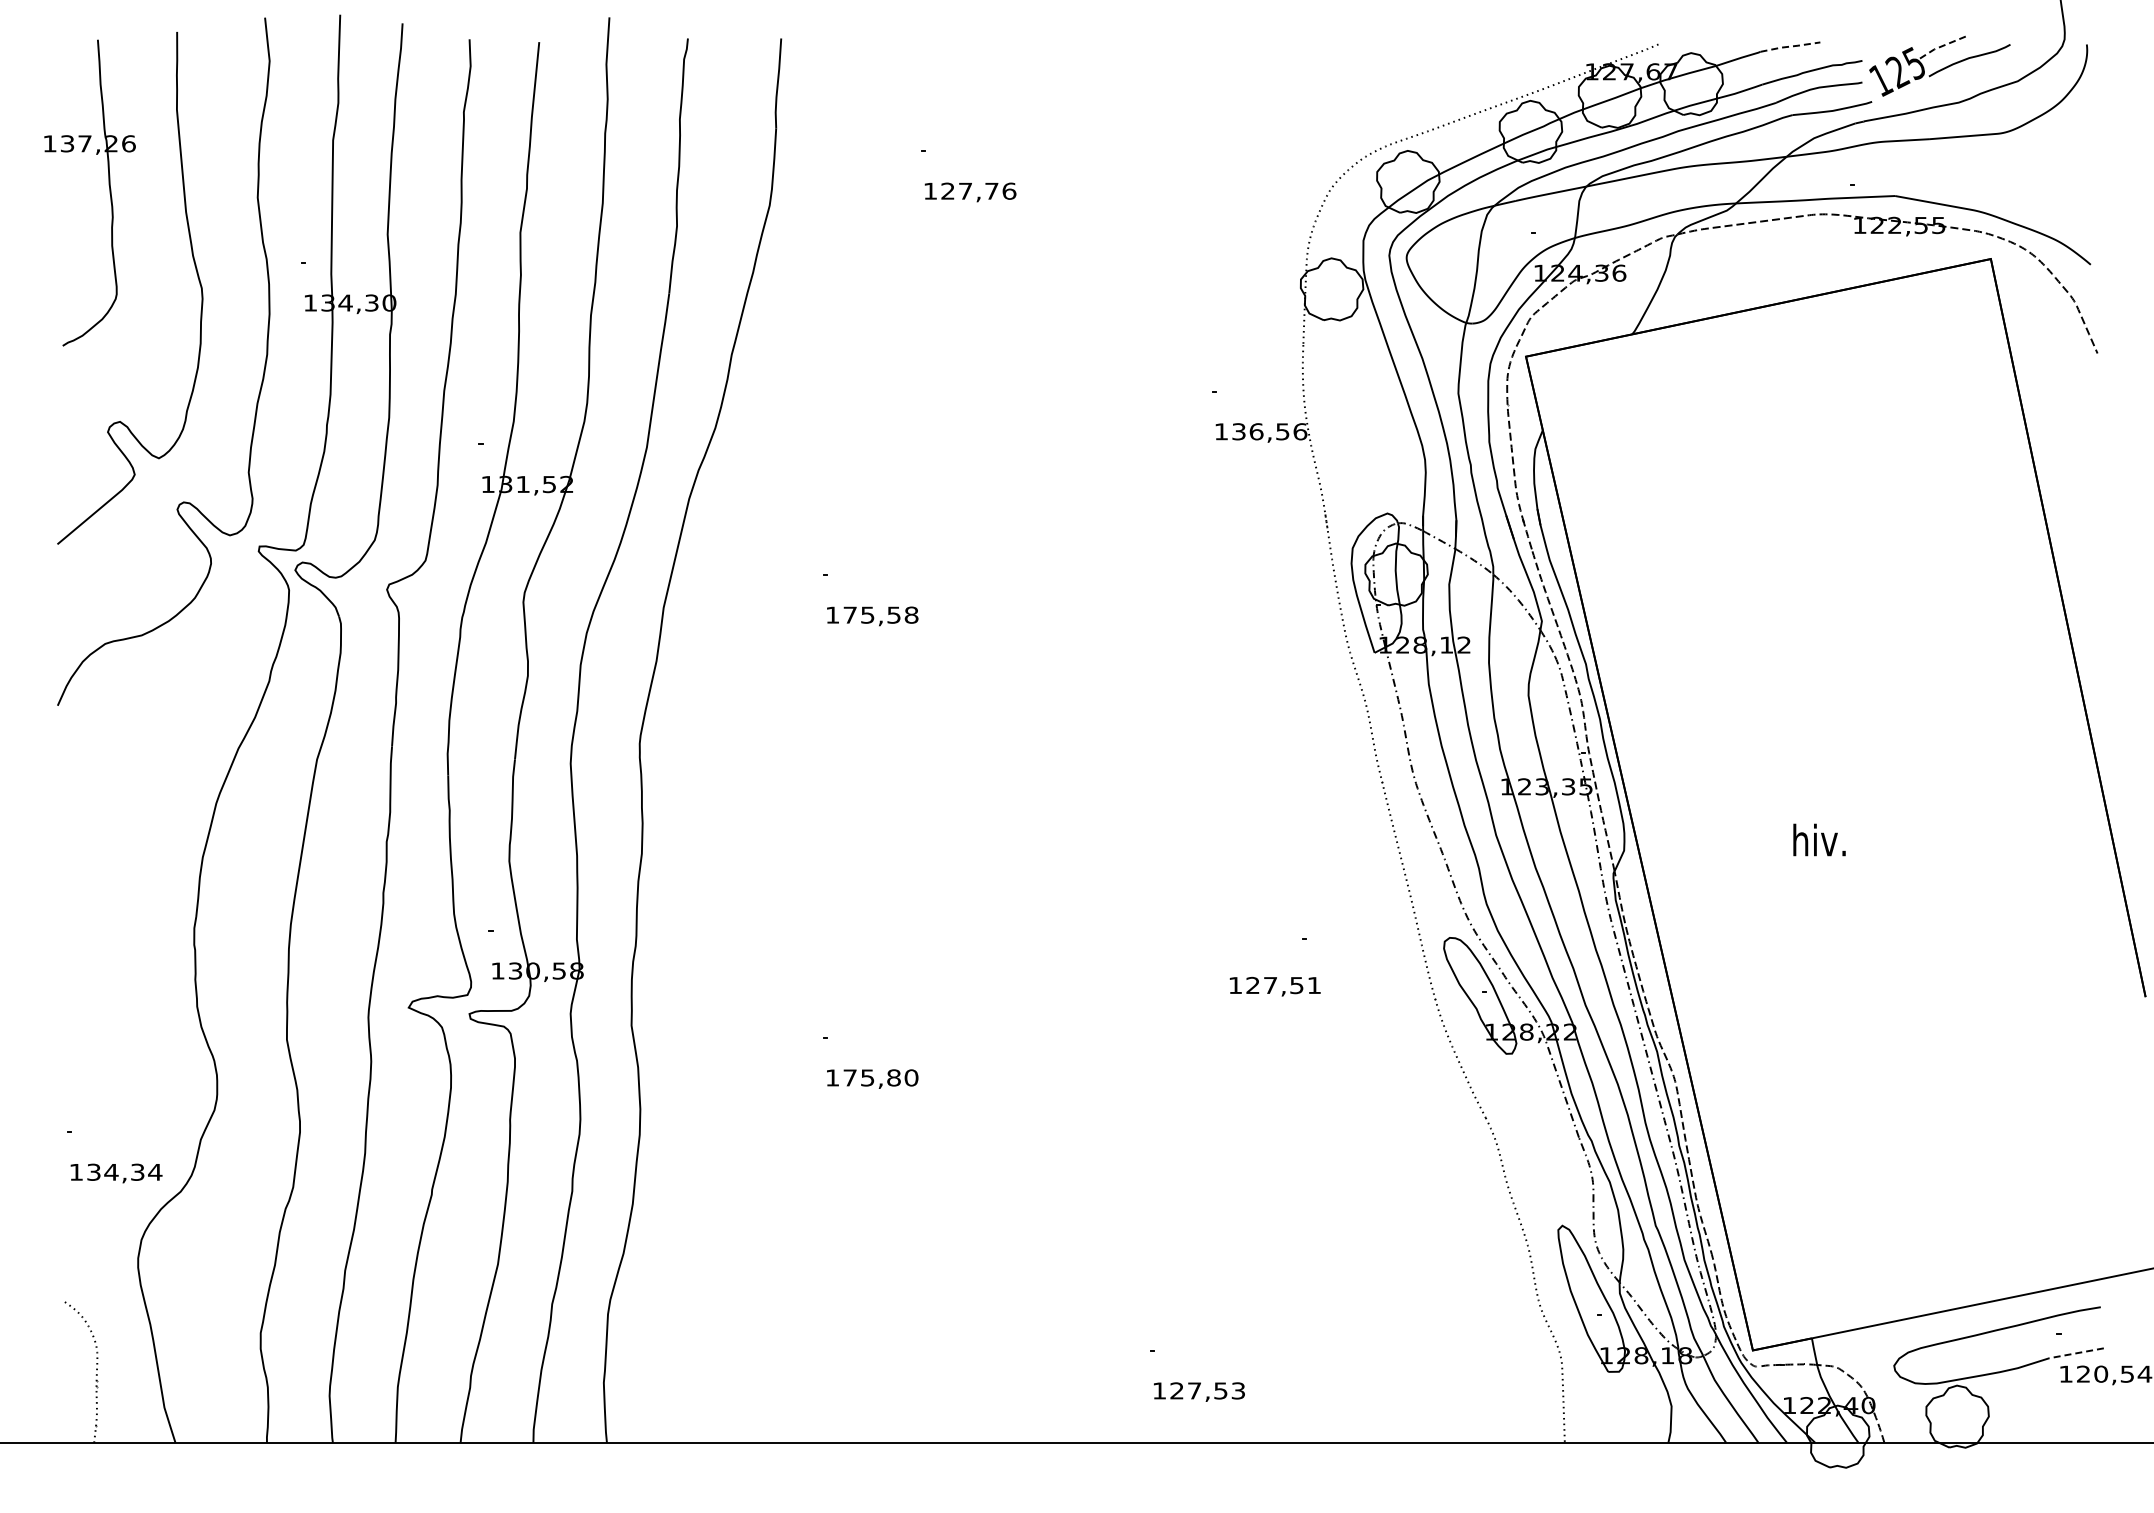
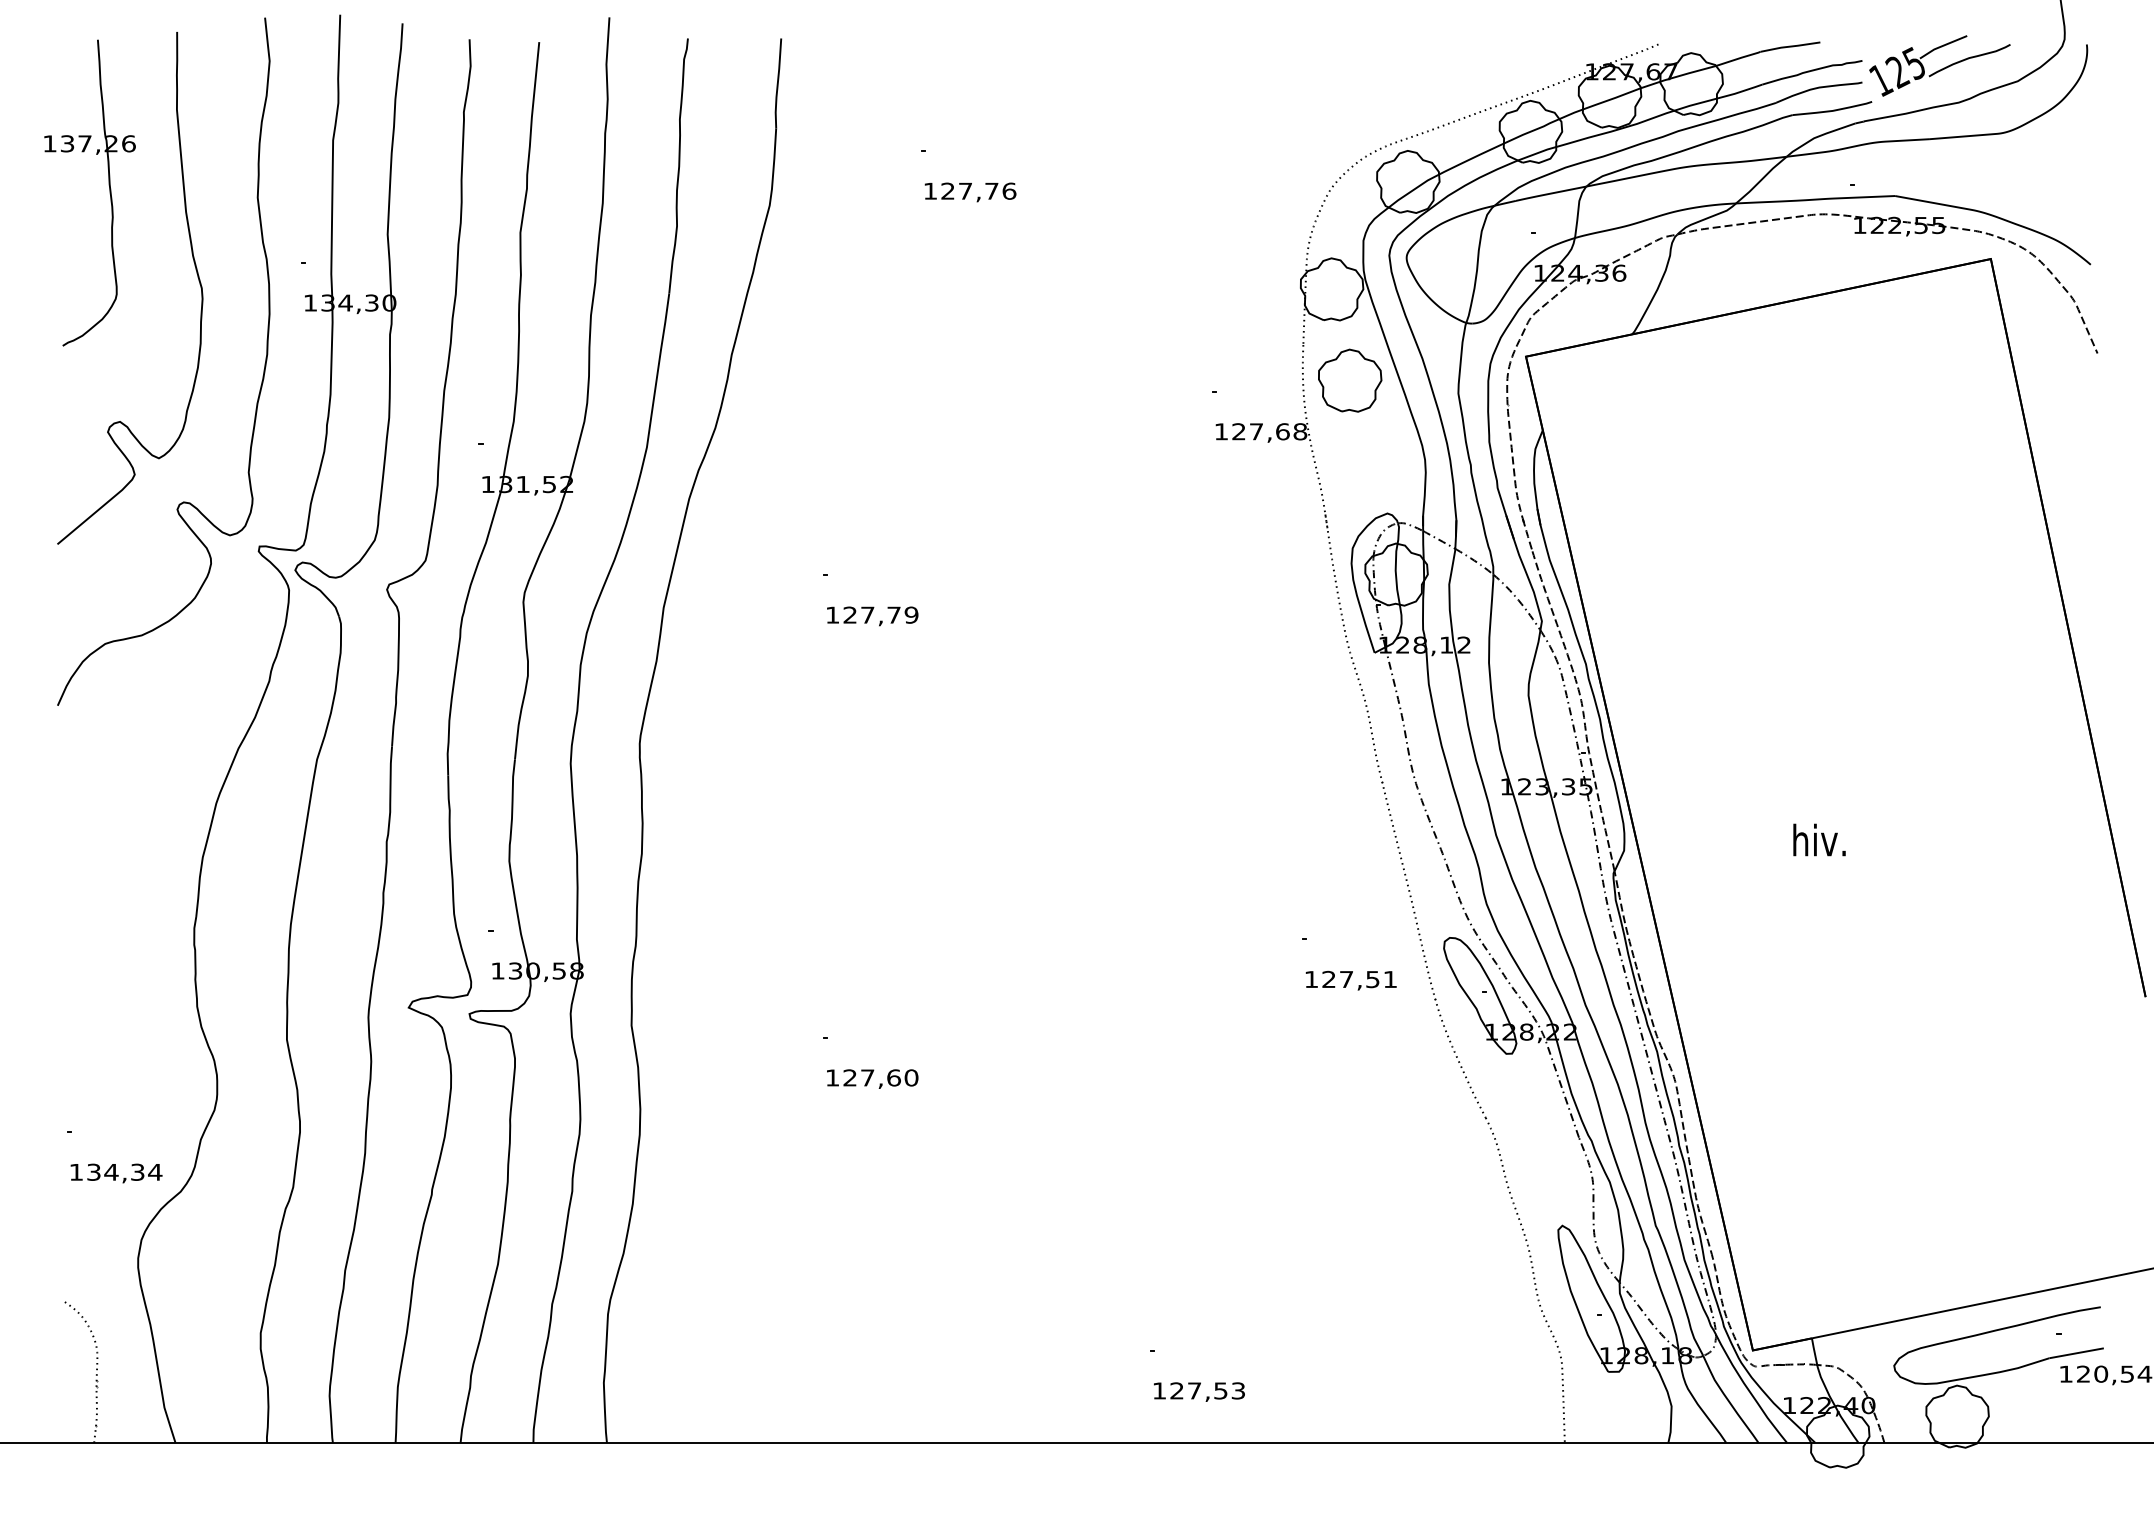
line: dashed -> solid (1790, 46)
line: dashed -> solid (1942, 46)
part: none -> present (1350, 380)
text: 136,56 -> 127,68 (1269, 431)
text: 175,58 -> 127,79 (880, 614)
text position: (1274, 986) -> (1350, 980) (1350, 980)
text: 175,80 -> 127,60 (871, 1077)
line: dashed -> solid (2076, 1353)
